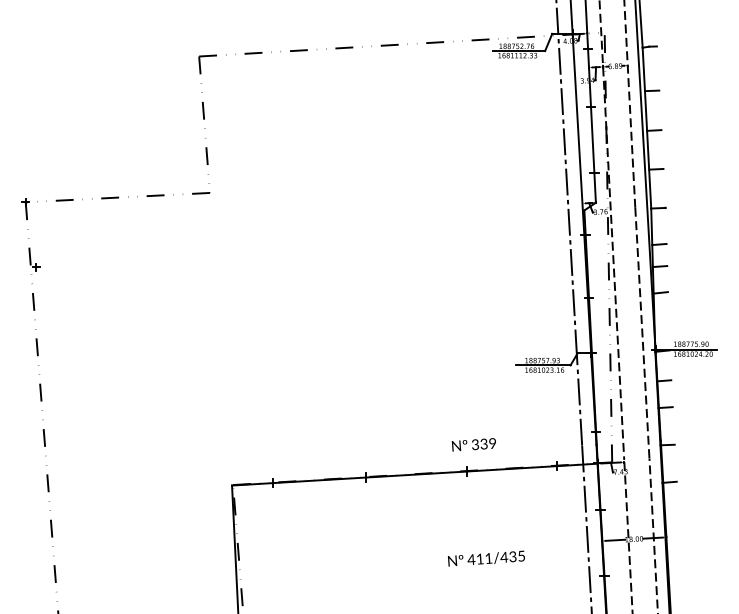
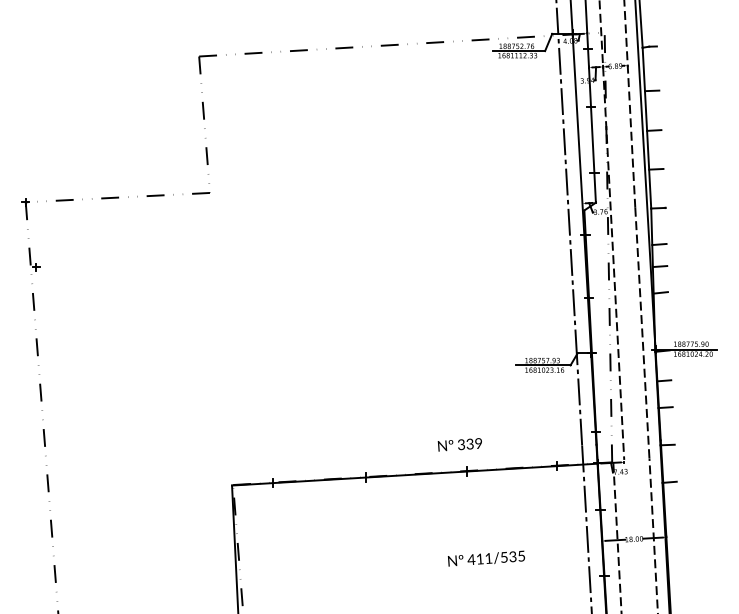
text position: (473, 444) -> (459, 444) (459, 444)
line position: (628, 534) -> (617, 535) (617, 535)
text: 411/435 -> 411/535 (504, 557)
